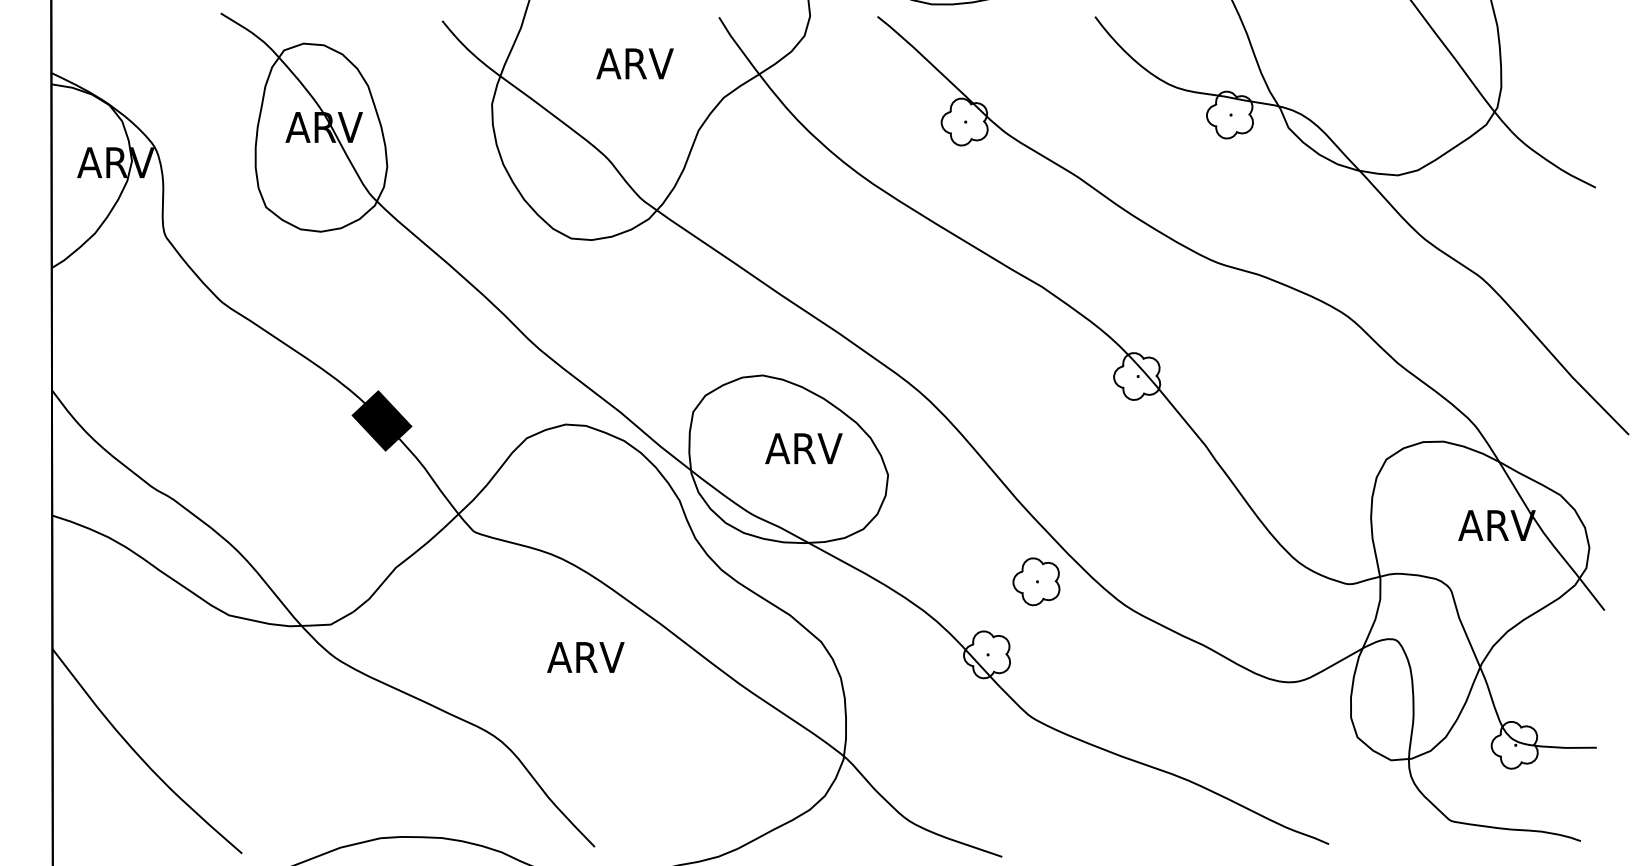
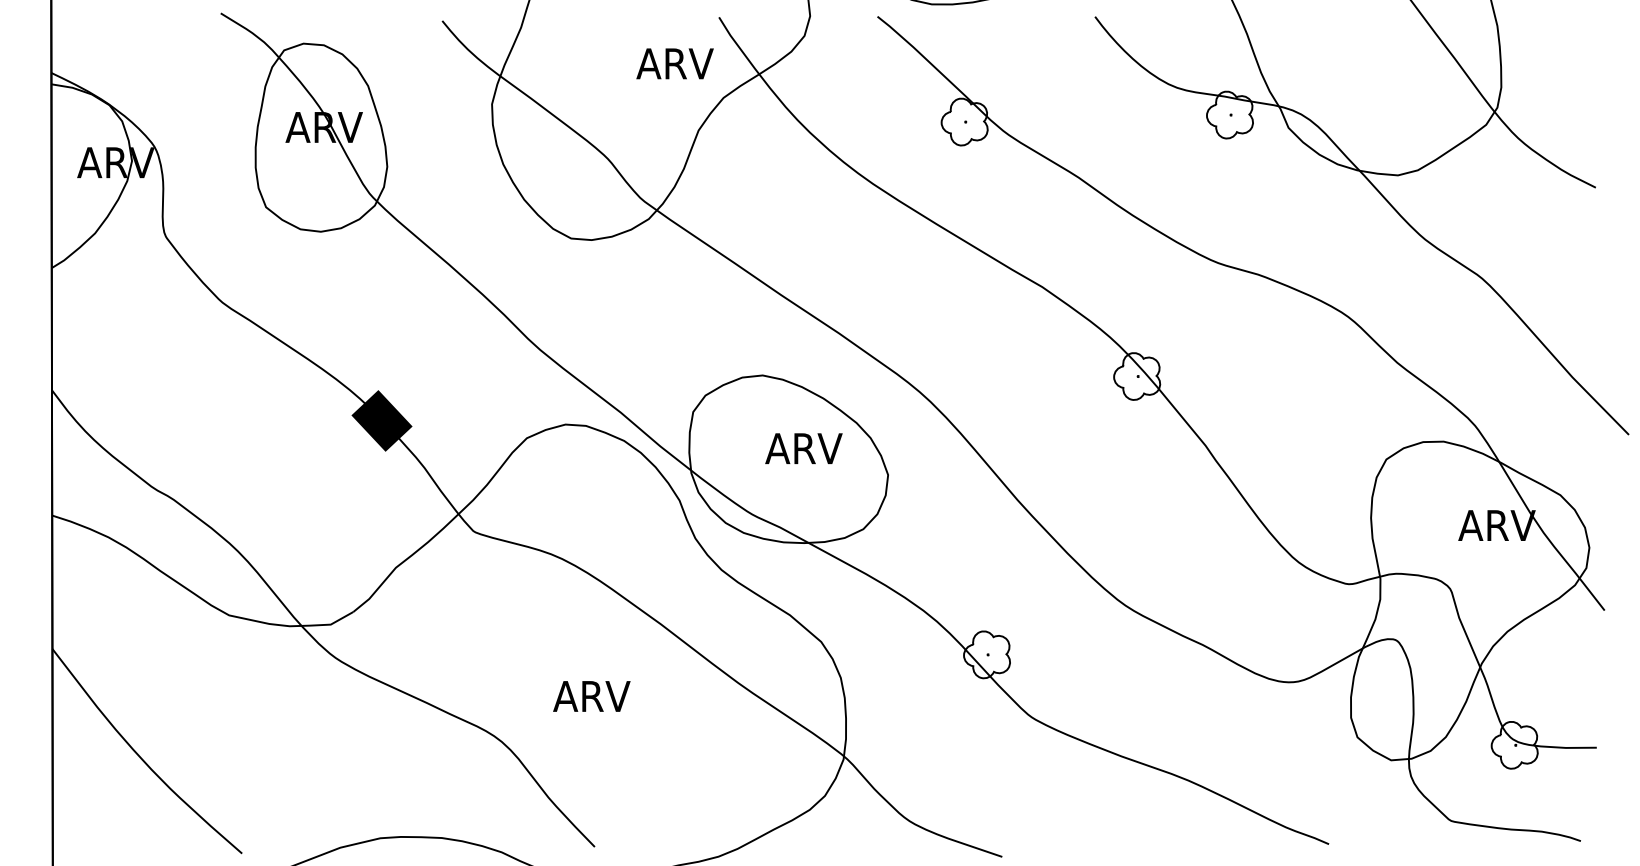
text position: (634, 63) -> (674, 63) (674, 63)
part: present -> none (1036, 581)
text position: (585, 657) -> (591, 696) (591, 696)
